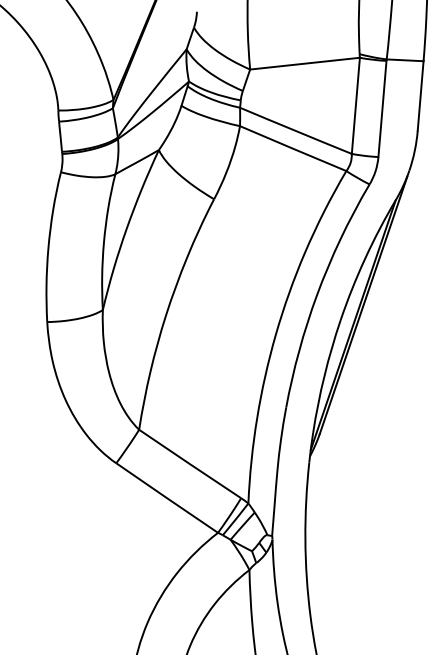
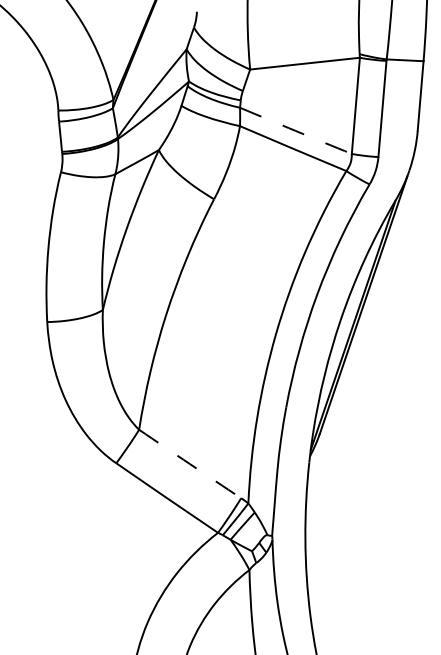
arc: solid -> dashed (295, 131)
arc: solid -> dashed (190, 464)
